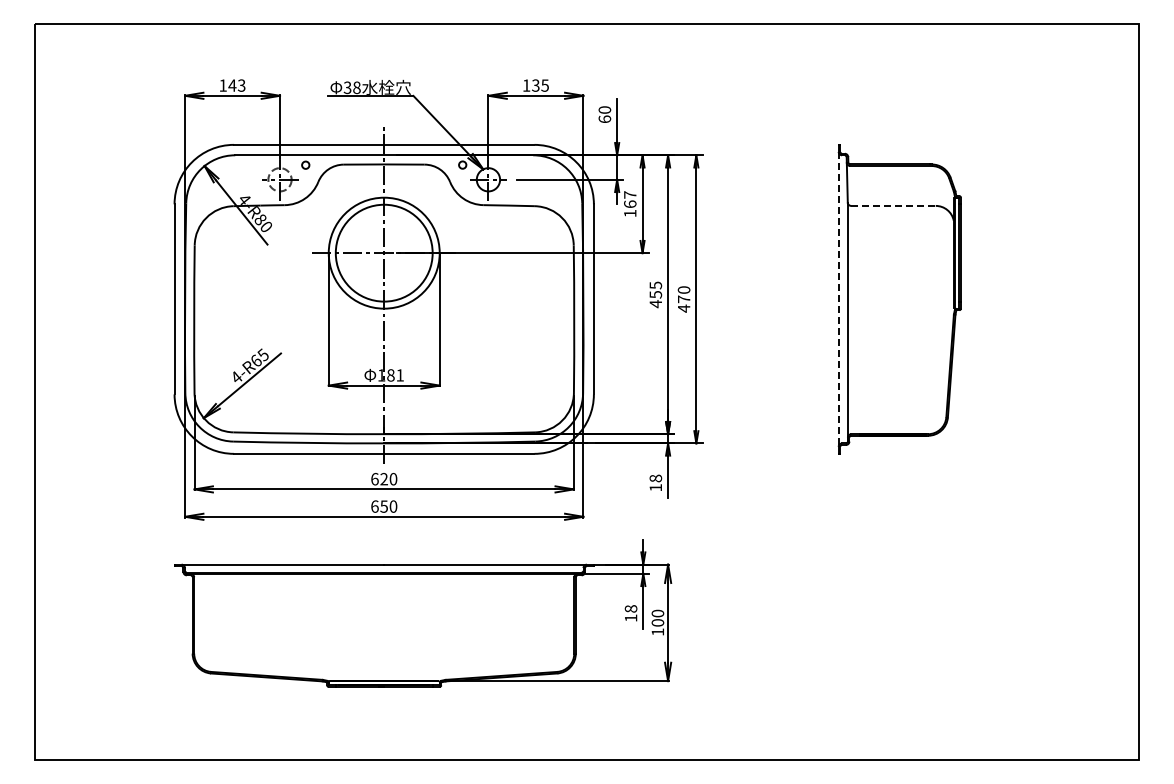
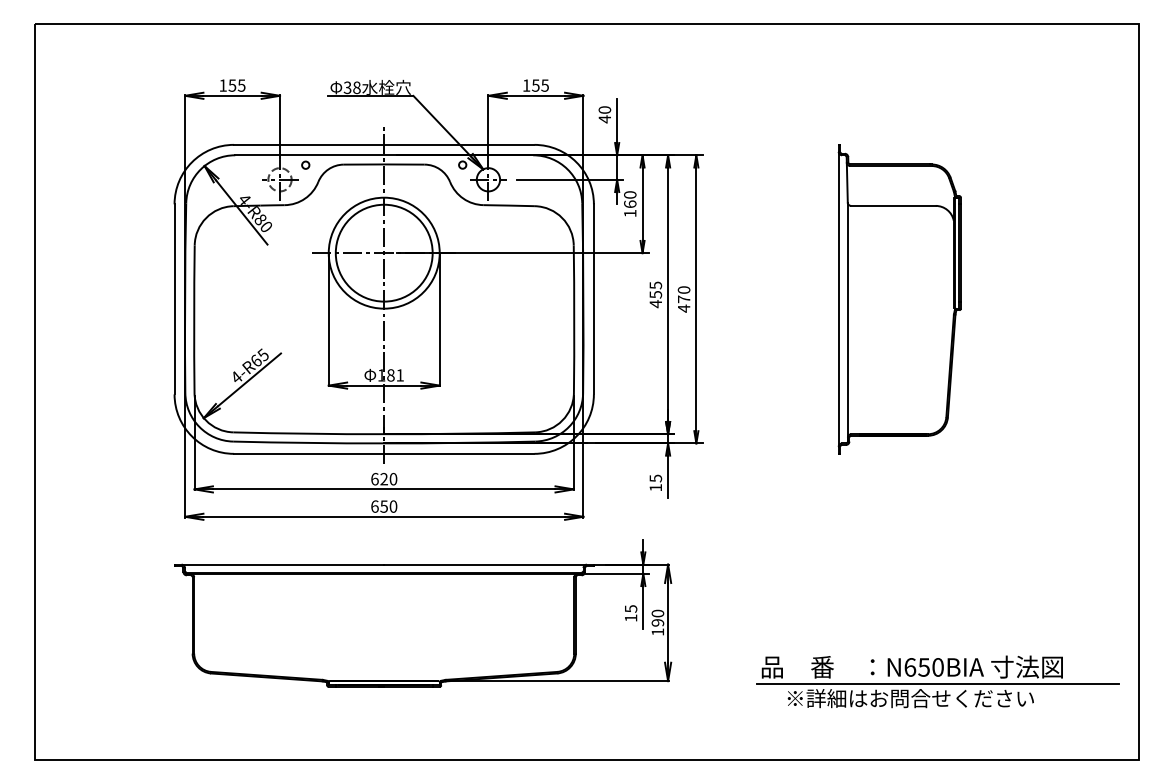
text: 135 -> 155 (535, 84)
text: 143 -> 155 (236, 85)
text: 60 -> 40 (604, 119)
text: 167 -> 160 (630, 194)
line: dashed -> solid (893, 205)
line: dashed -> solid (838, 299)
text: 18 -> 15 (655, 478)
text: 18 -> 15 (630, 608)
text: 100 -> 190 (657, 622)
part: none -> present (937, 681)
